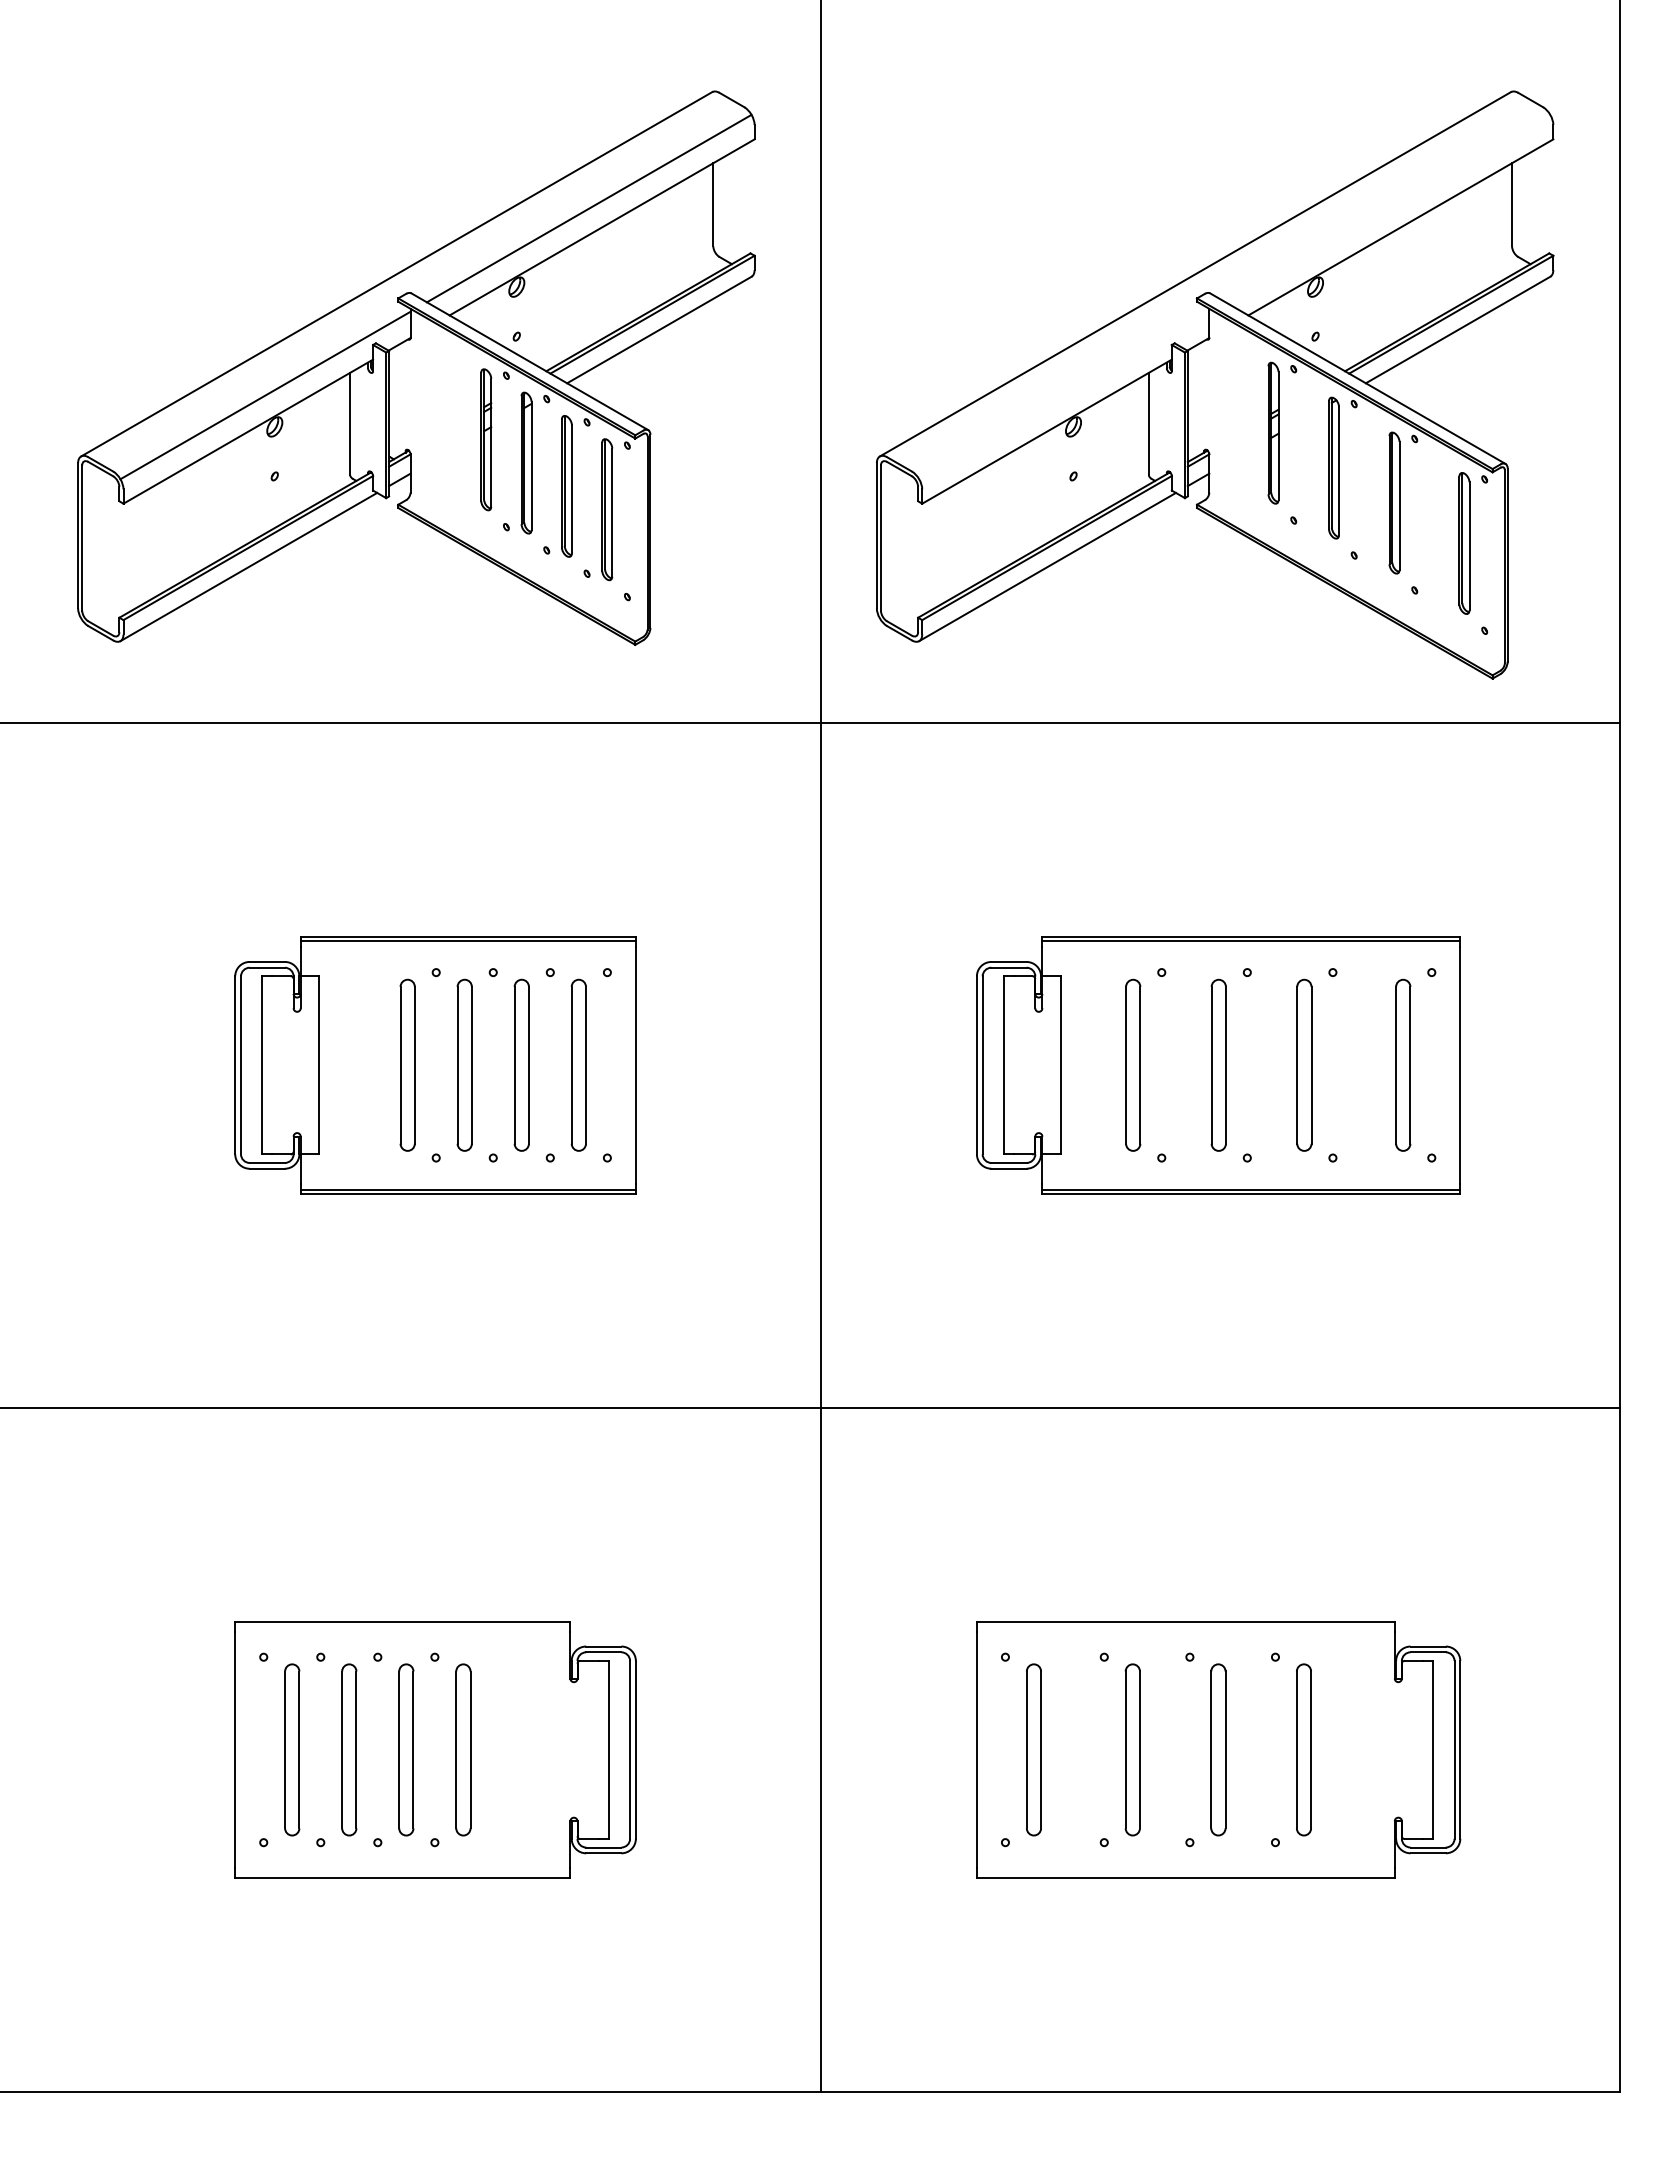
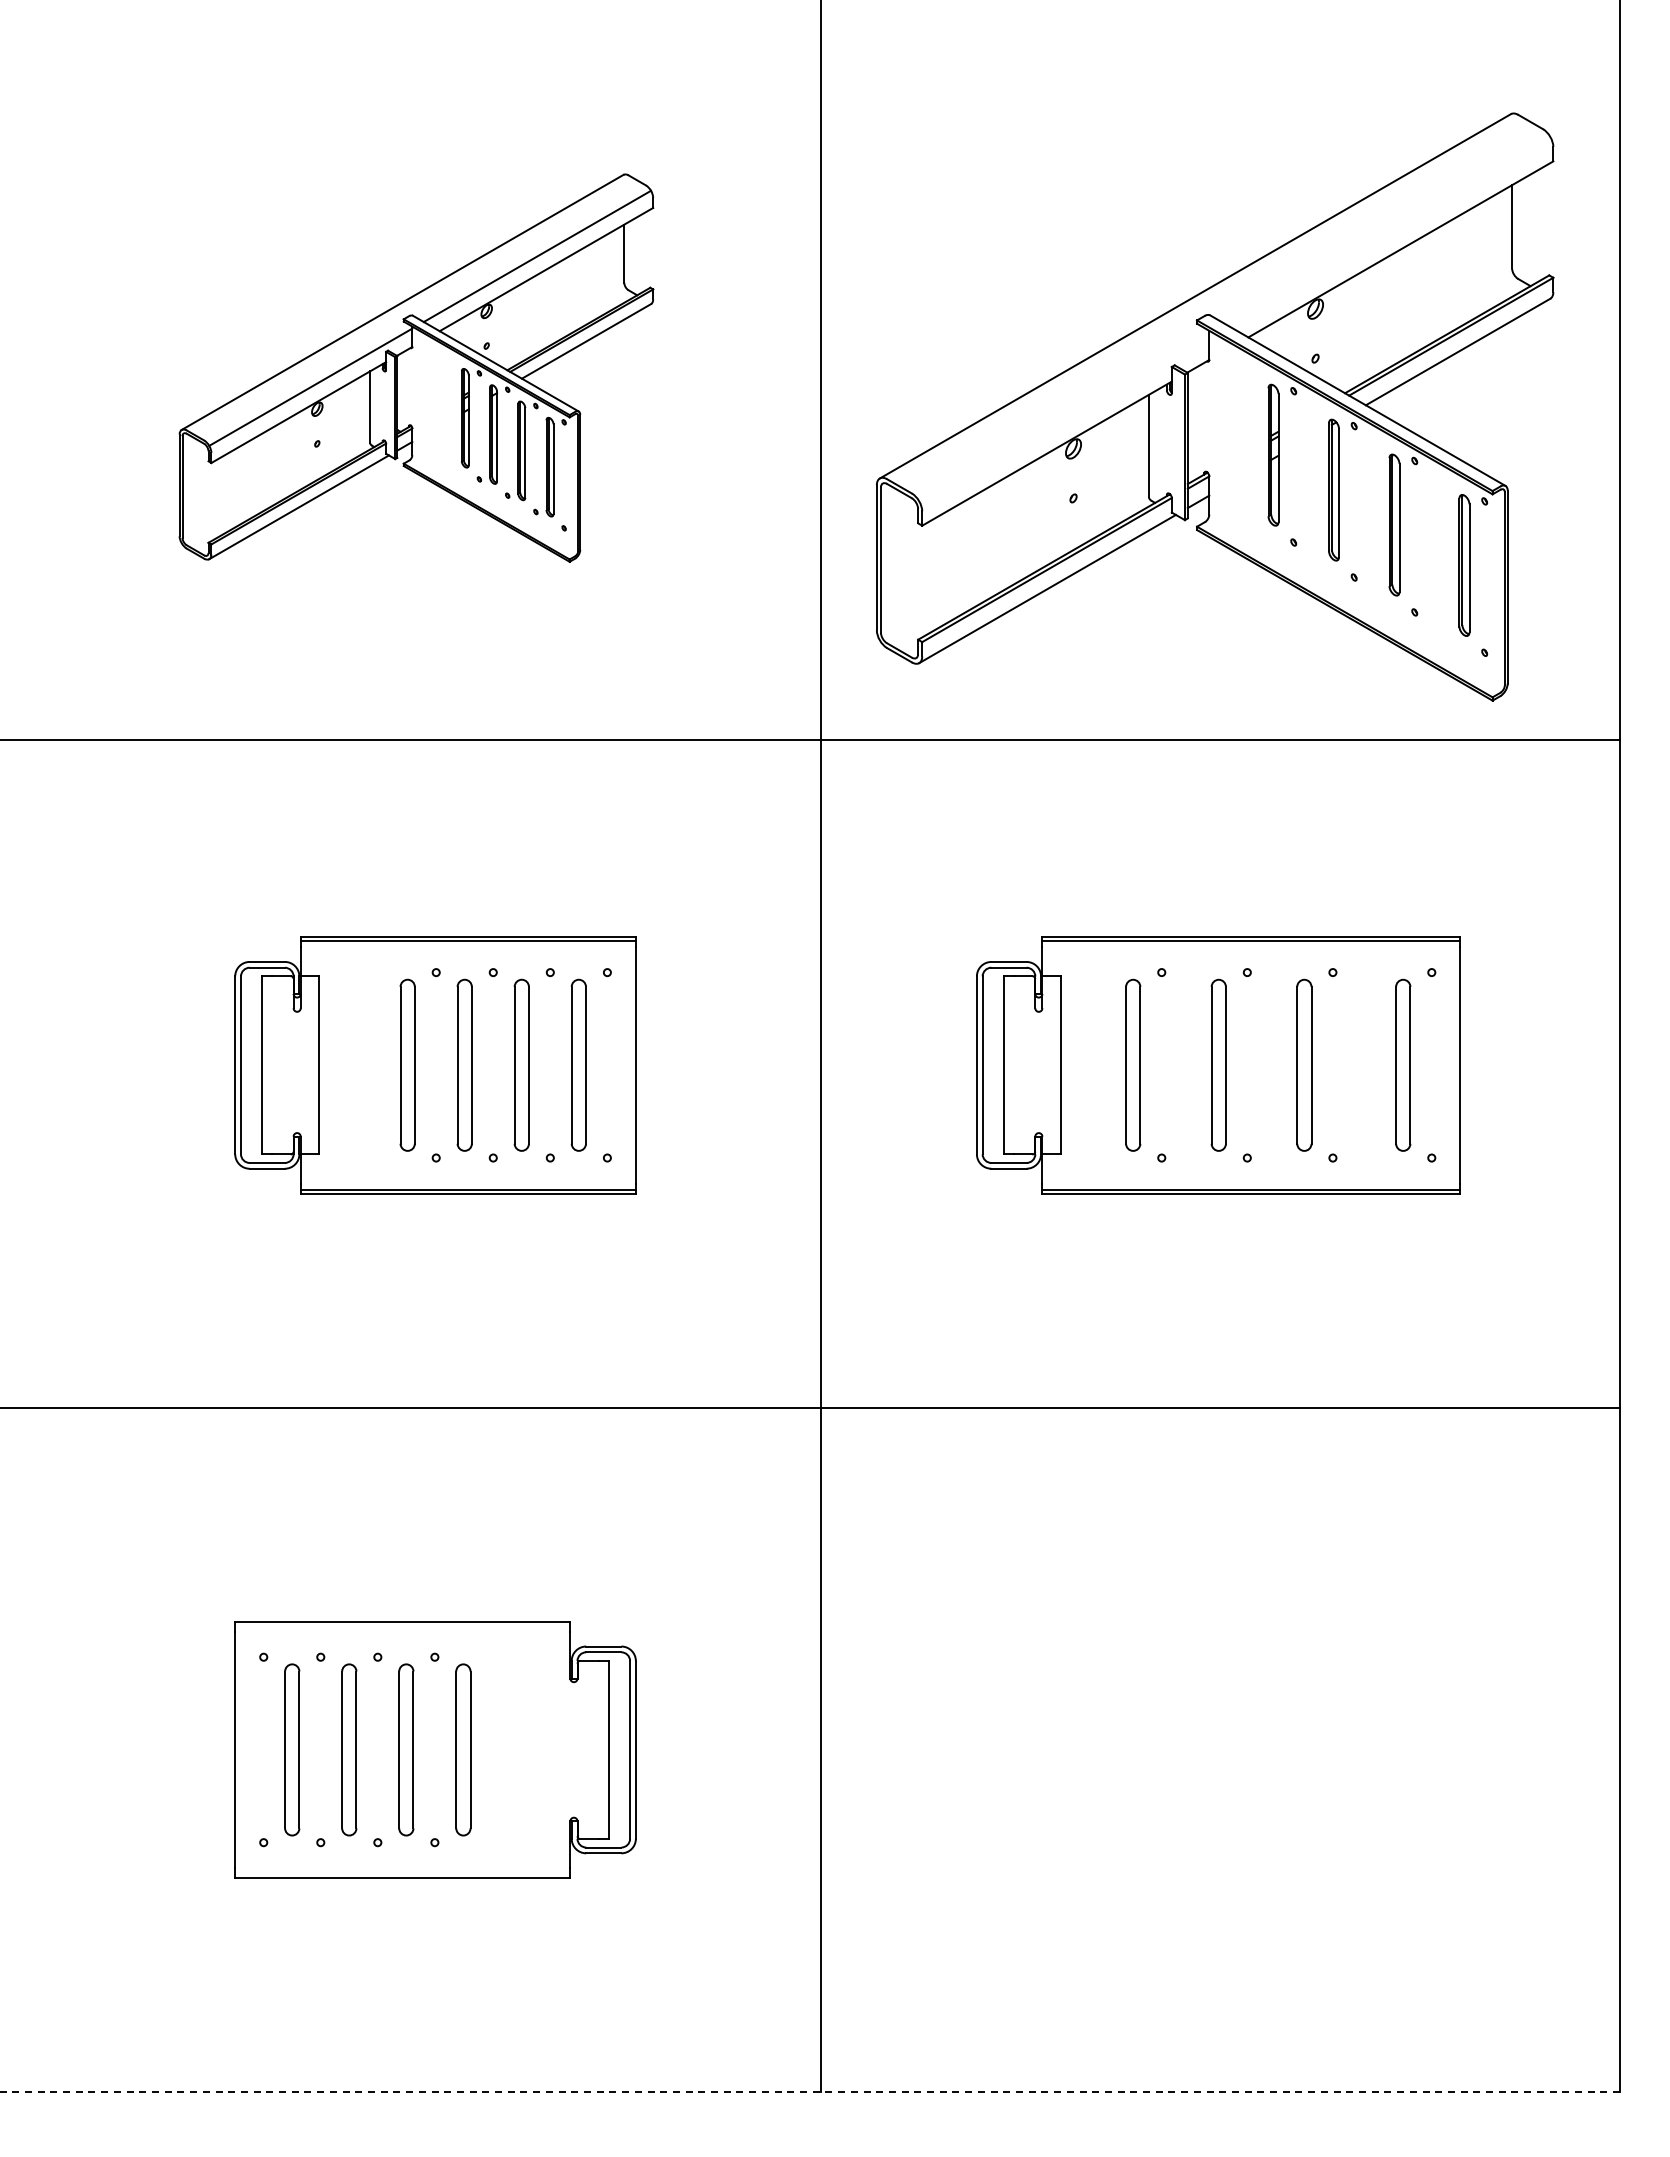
part size: 679x556 px -> 477x390 px (416, 367)
part position: (1215, 384) -> (1215, 406) (1215, 406)
line position: (810, 723) -> (810, 740) (810, 740)
part: present -> none (1218, 1749)
line: solid -> dashed (810, 2092)
